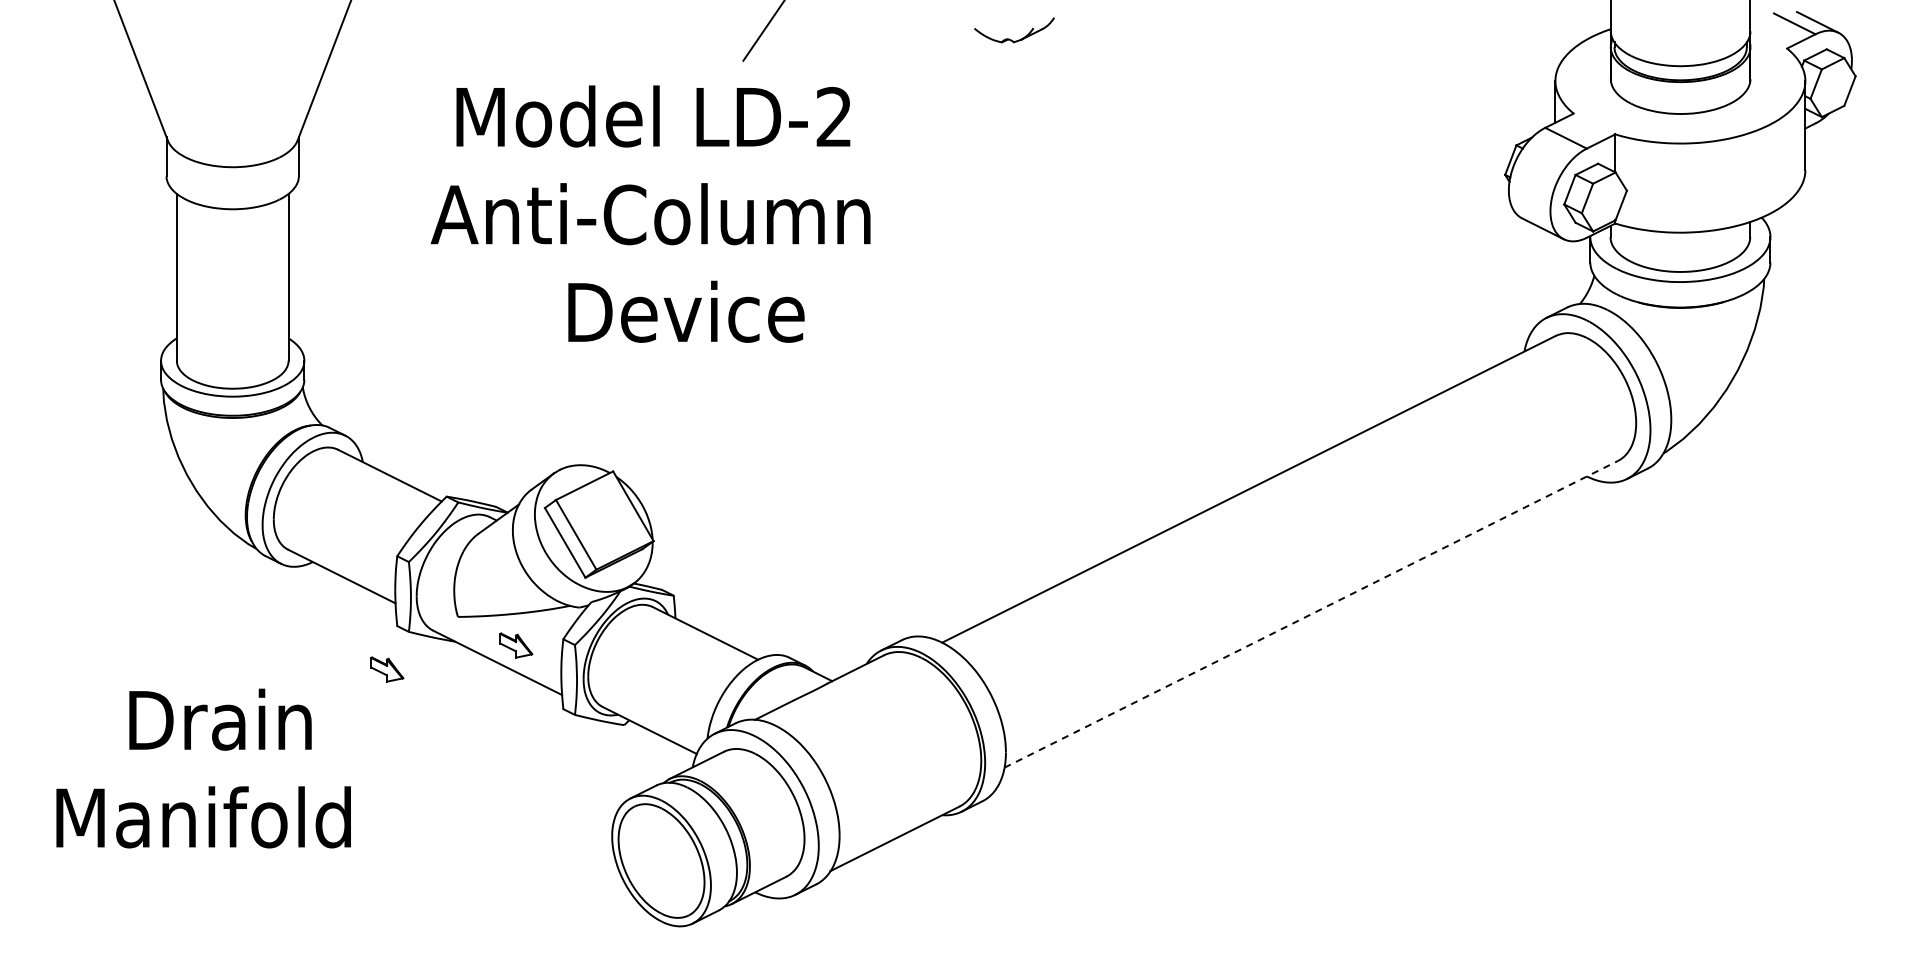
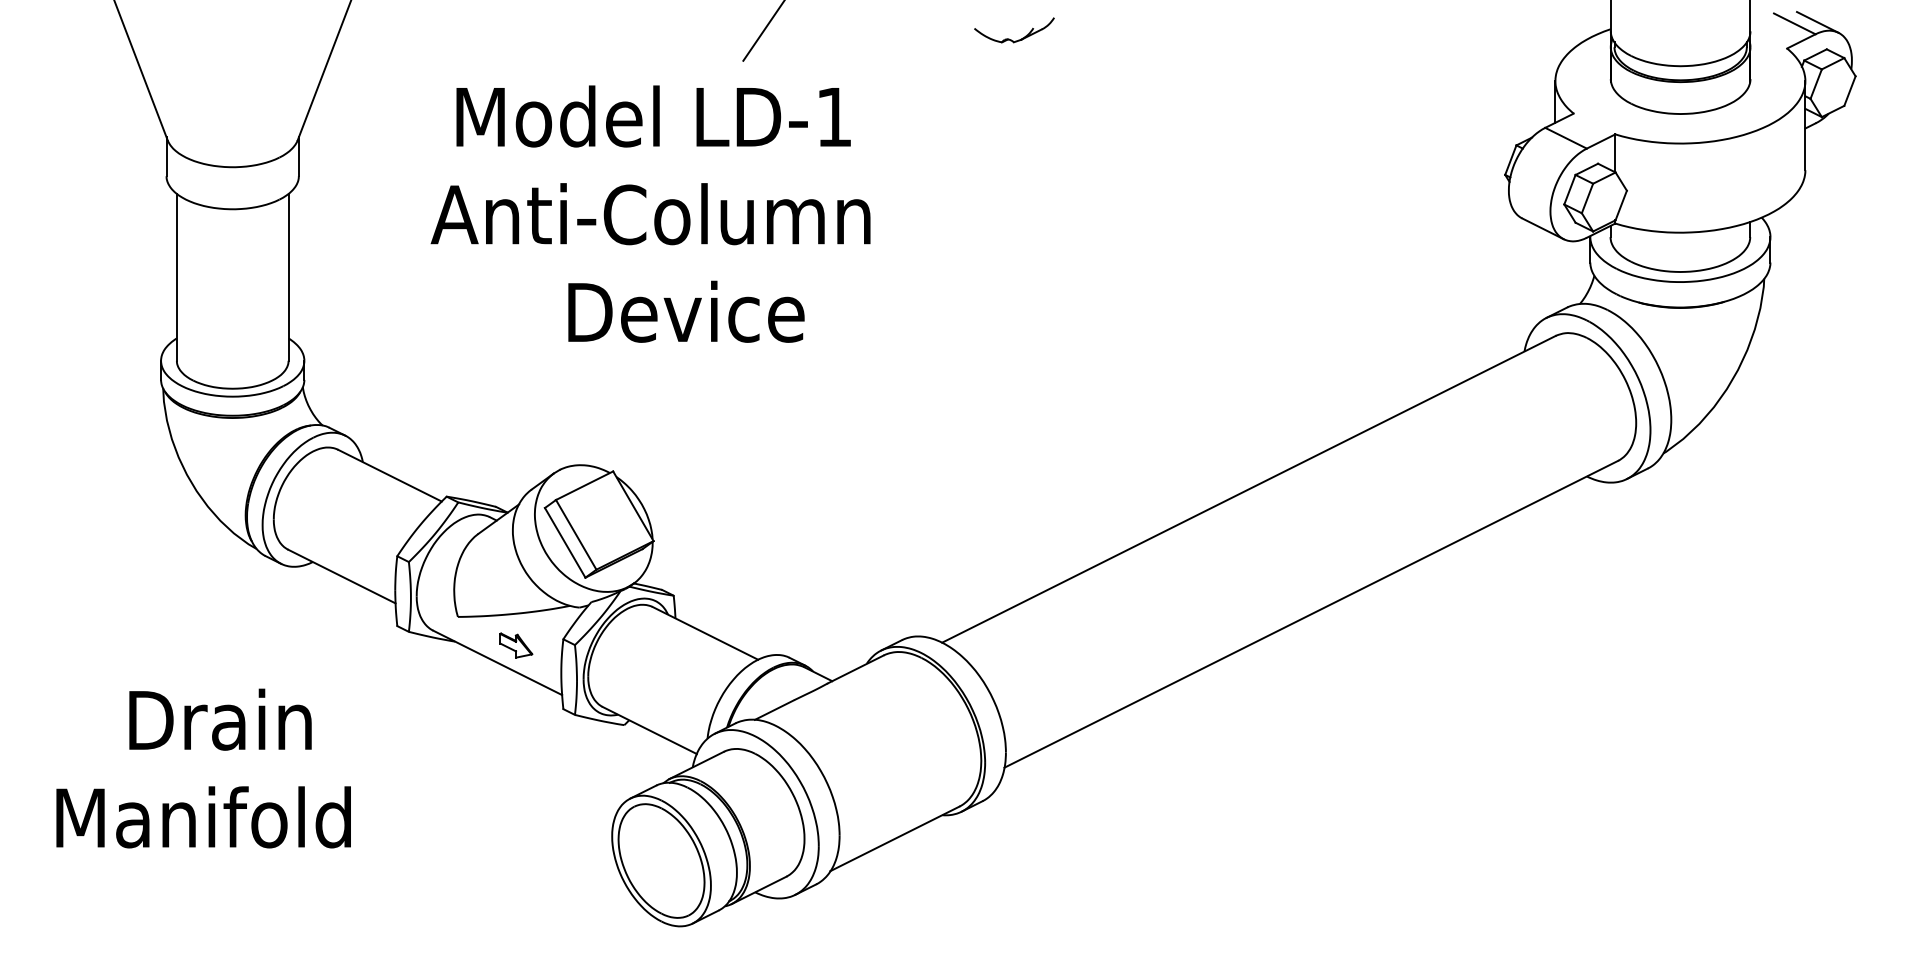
text: LD-2 -> LD-1 (833, 116)
line: dashed -> solid (1311, 614)
part: present -> none (387, 669)
